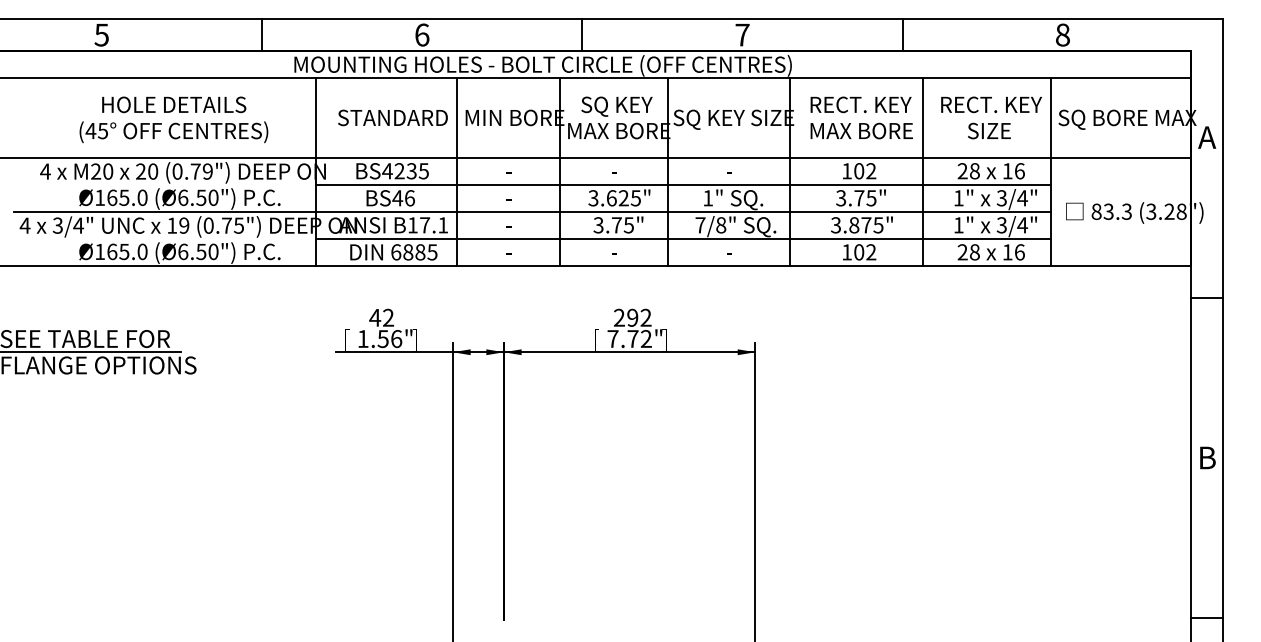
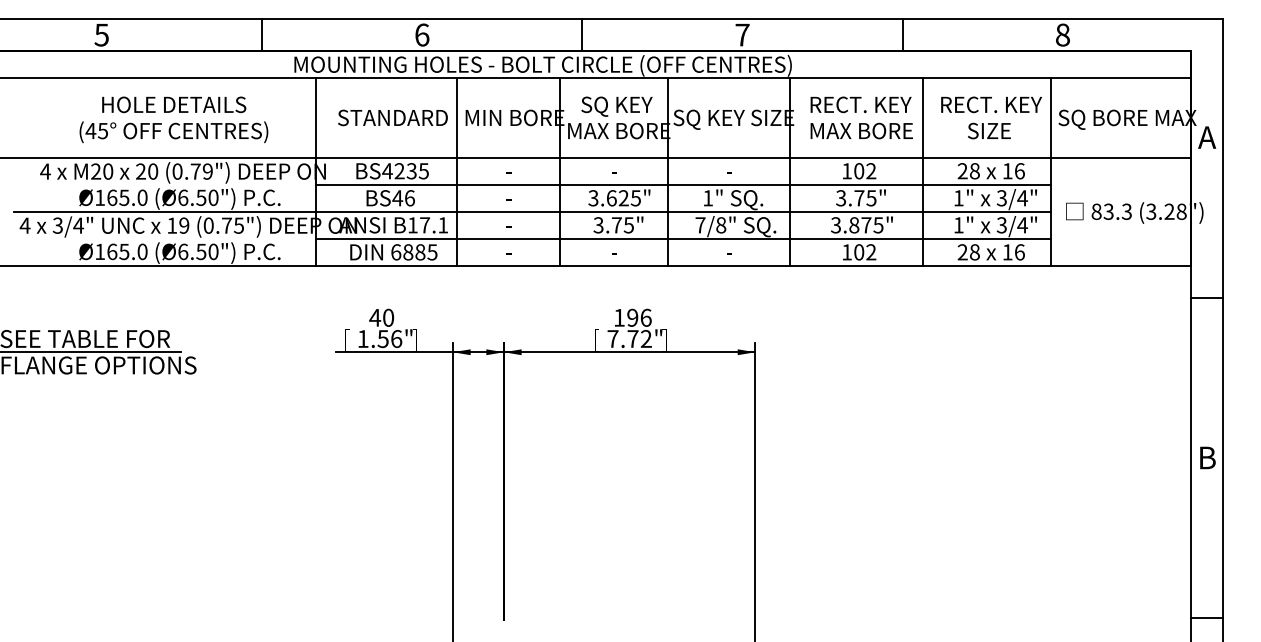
text: 42 -> 40 (388, 317)
text: 292 -> 196 (632, 317)
